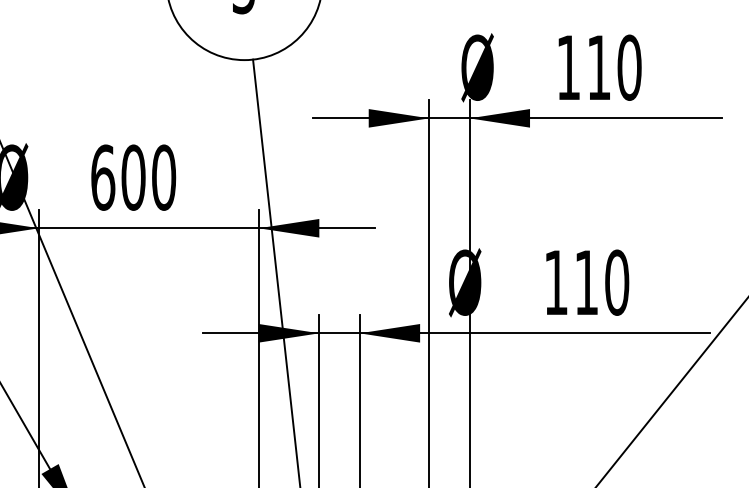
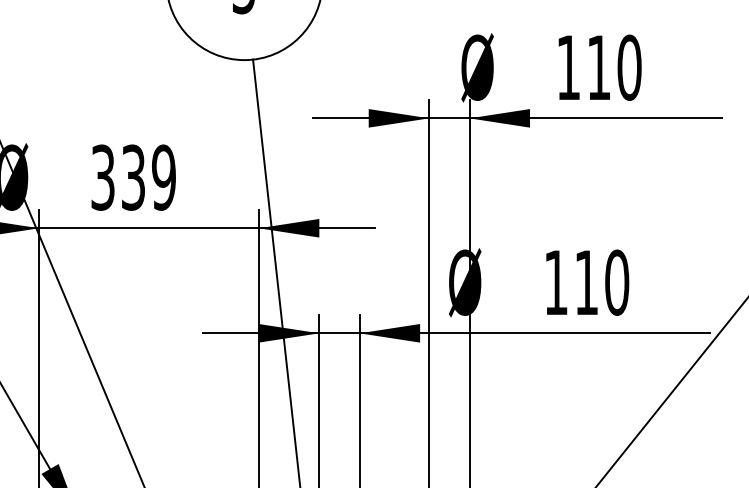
text: 600 -> 339 (133, 177)
